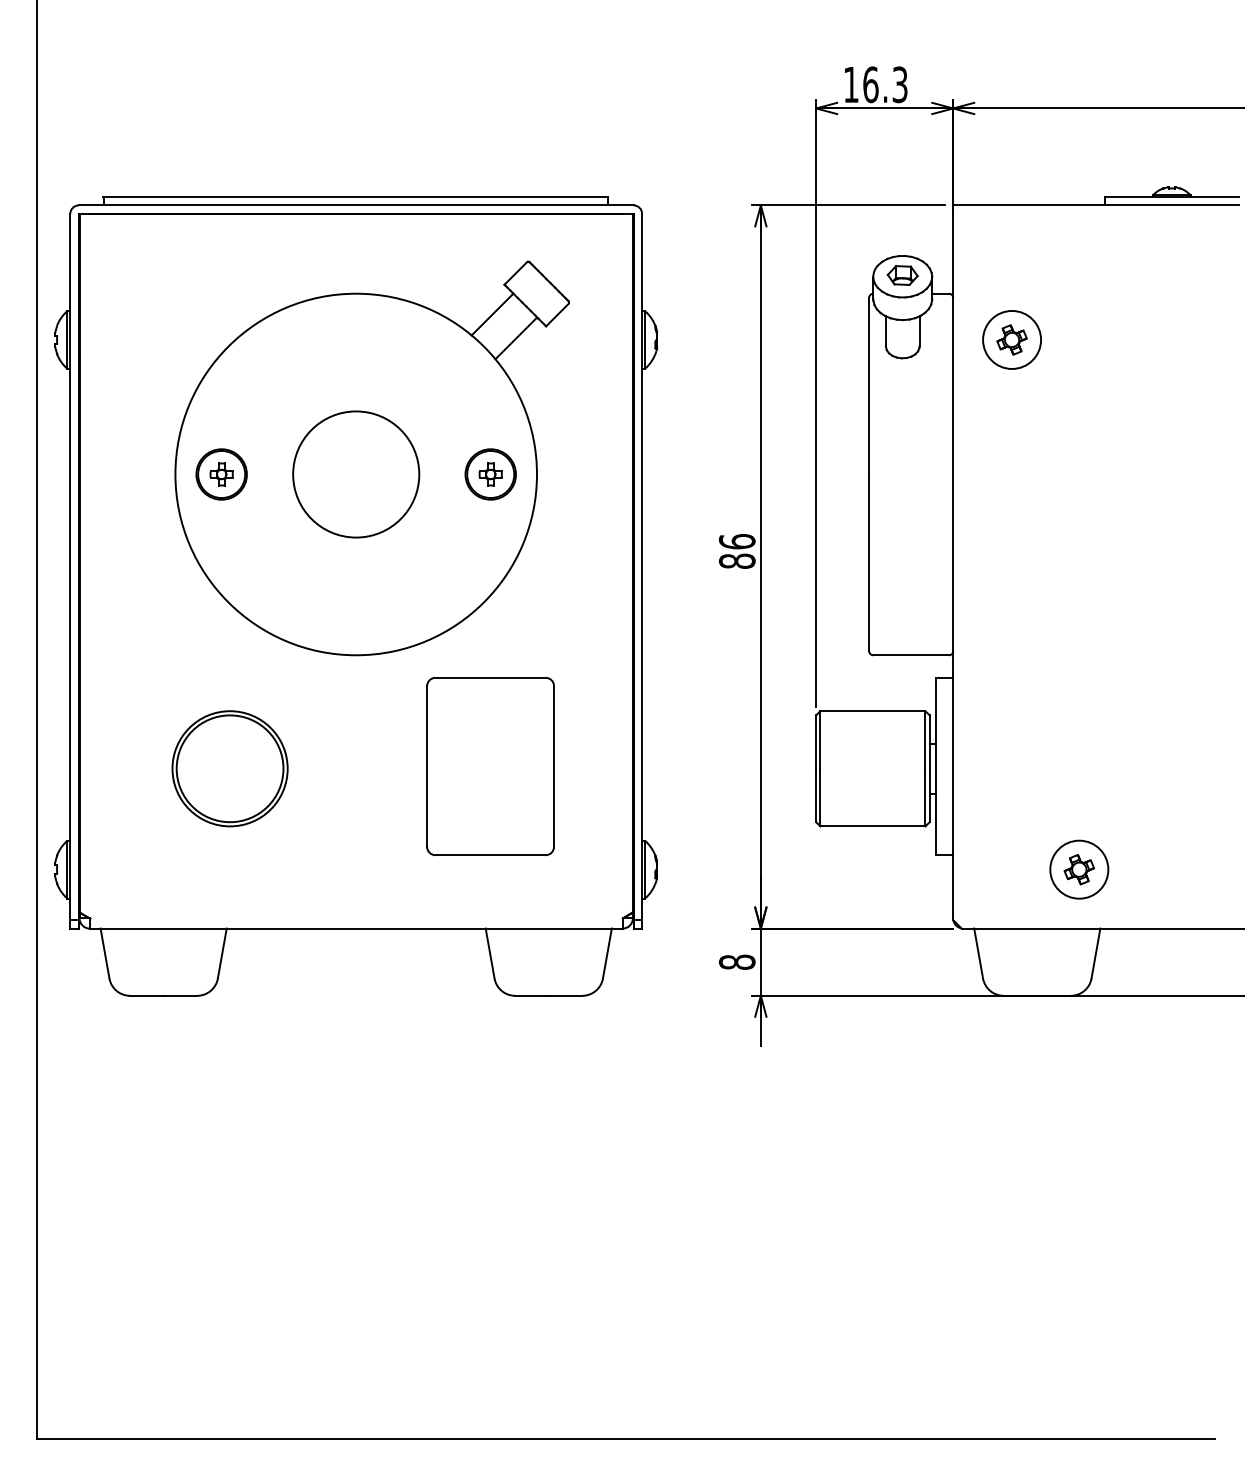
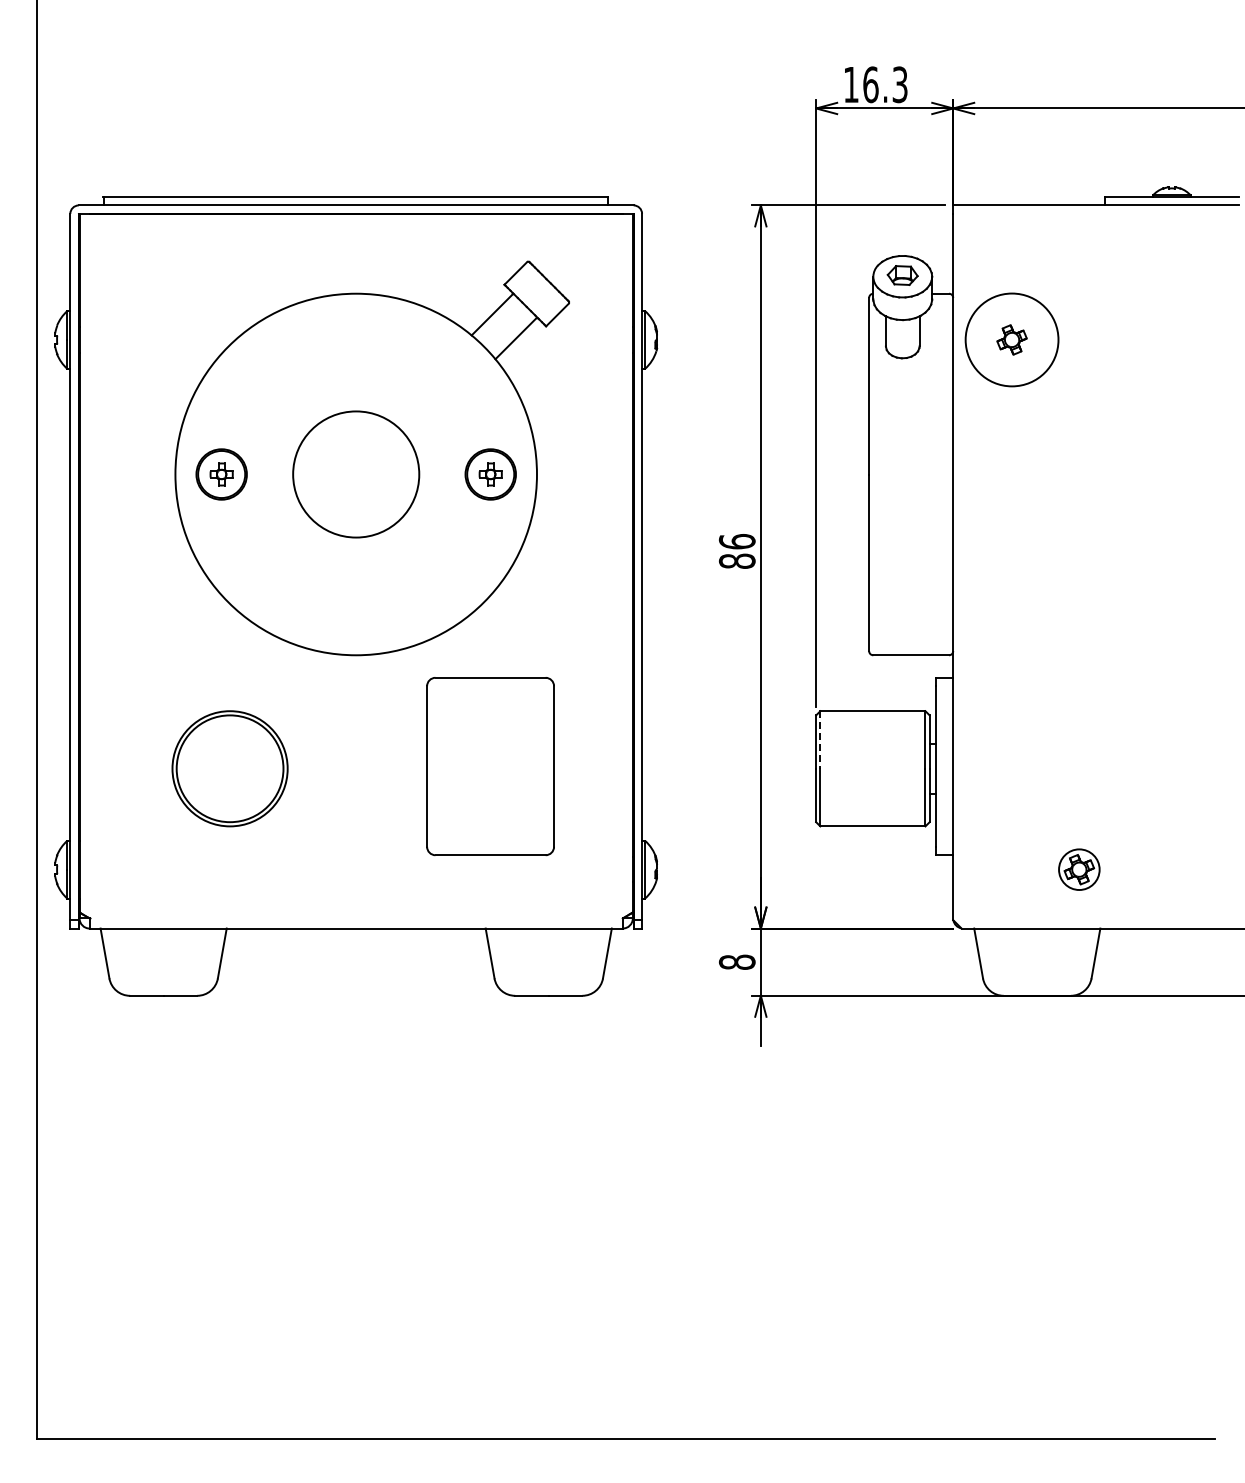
circle diameter: 58 px -> 93 px (1011, 339)
line: solid -> dashed (820, 740)
circle diameter: 58 px -> 41 px (1079, 869)
